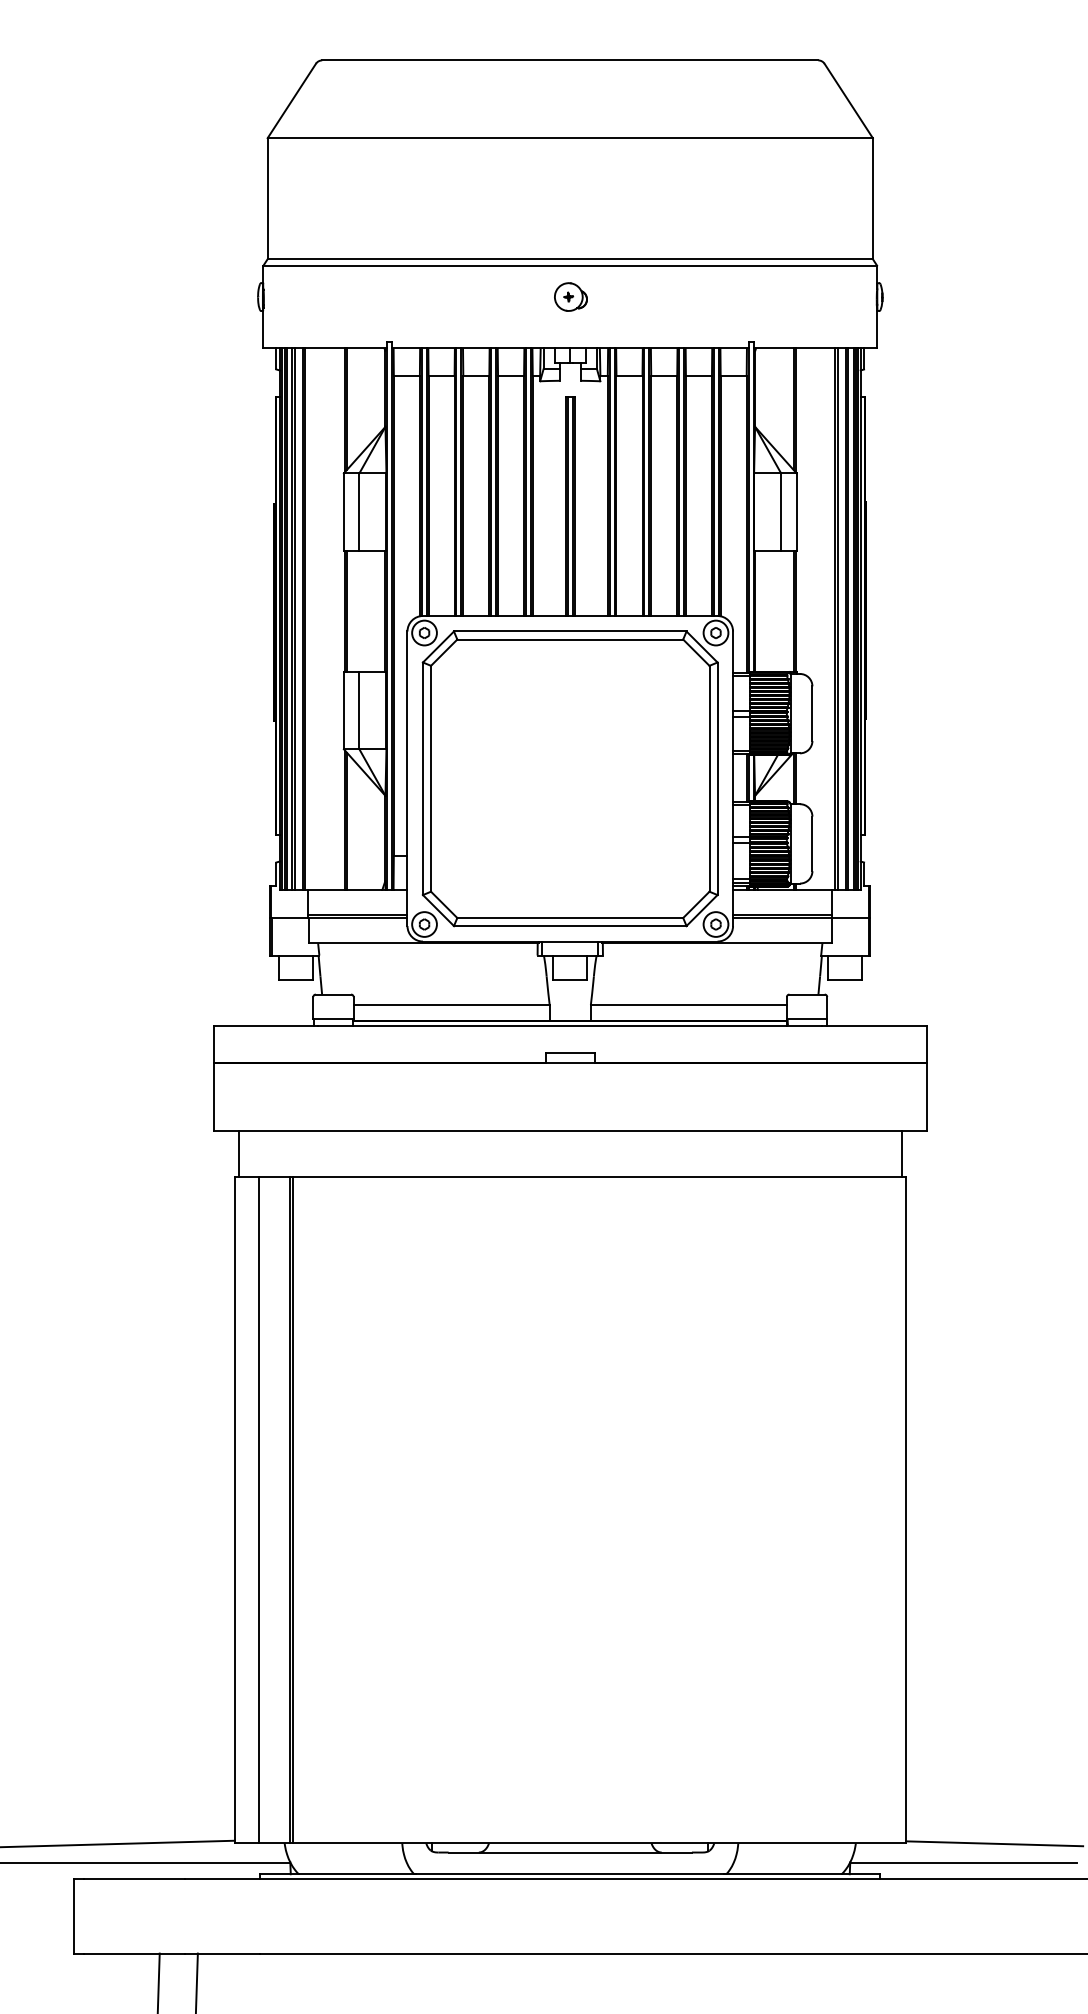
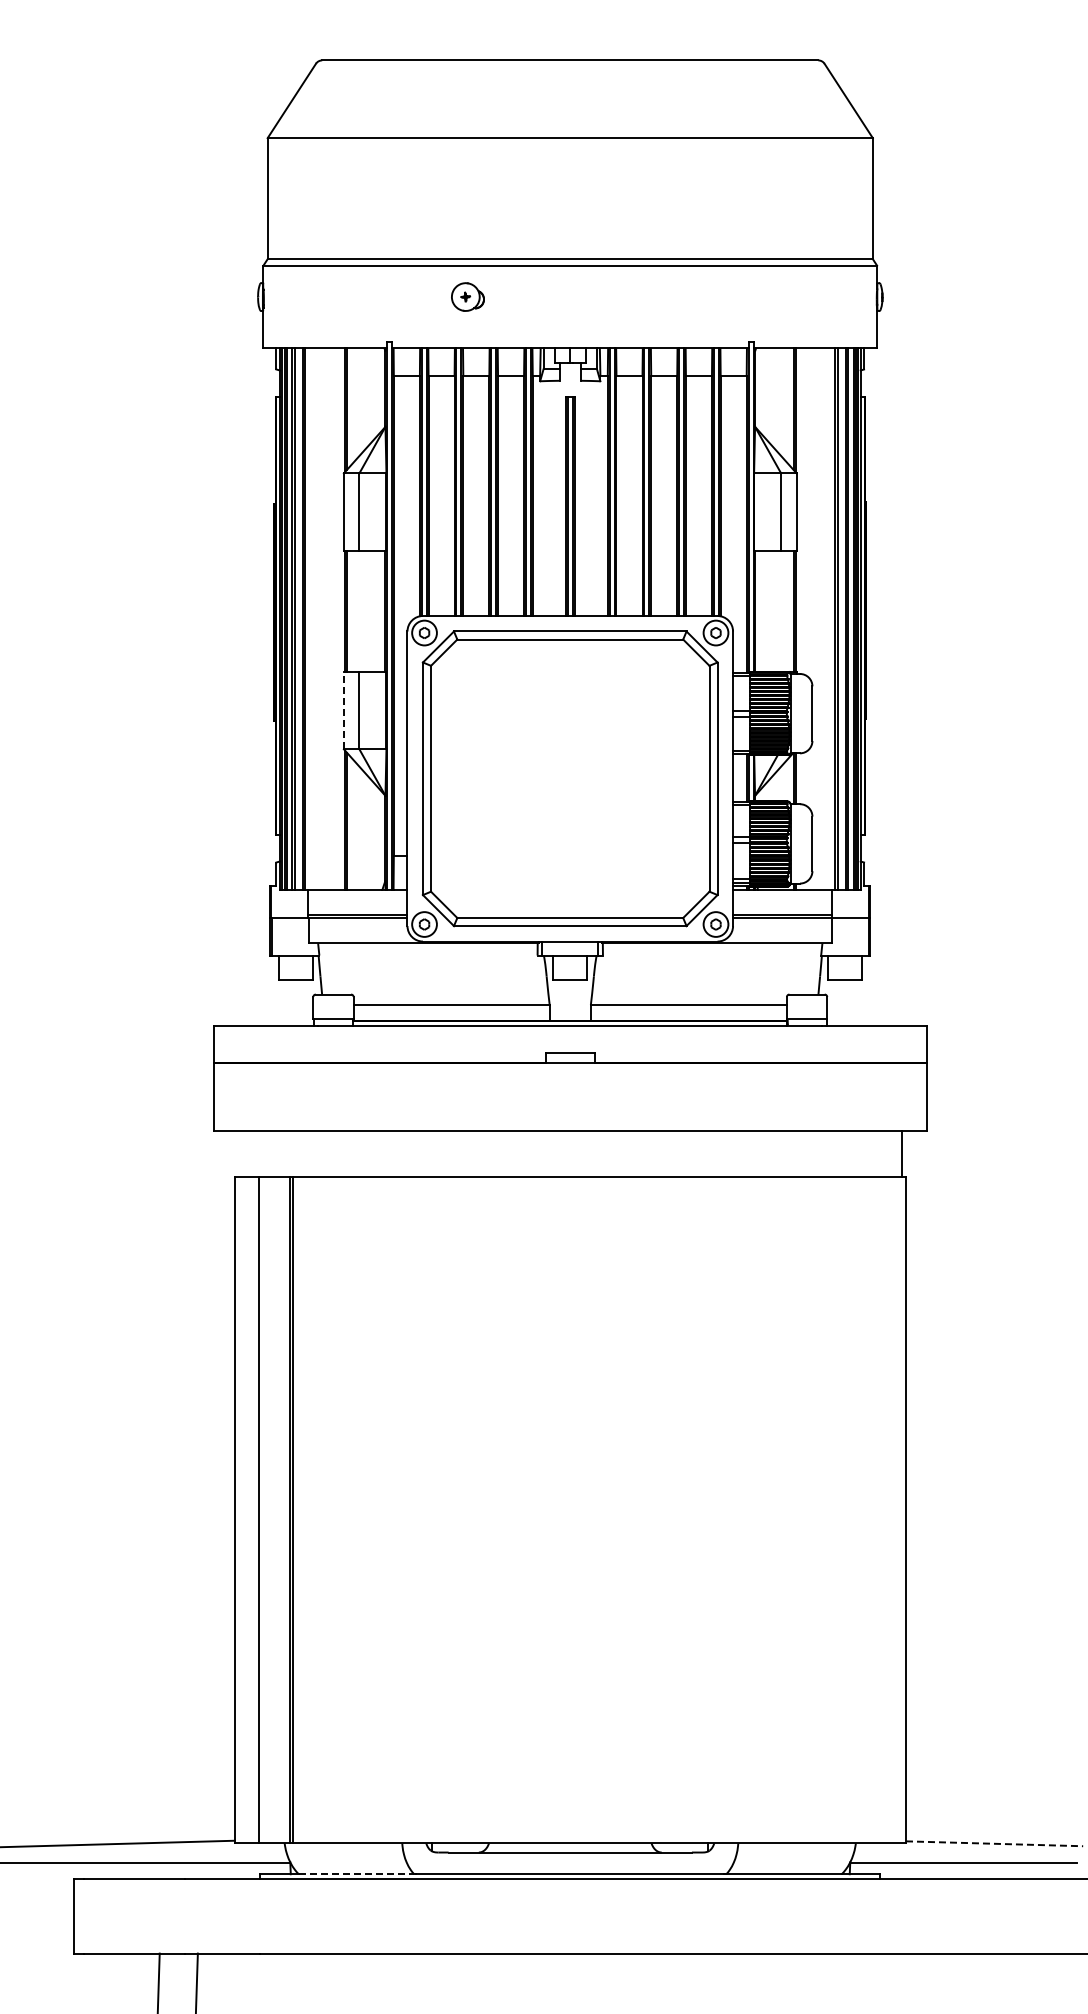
part position: (570, 296) -> (467, 296) (467, 296)
line: solid -> dashed (343, 710)
line: present -> none (238, 1153)
line: solid -> dashed (994, 1843)
line: solid -> dashed (356, 1874)
